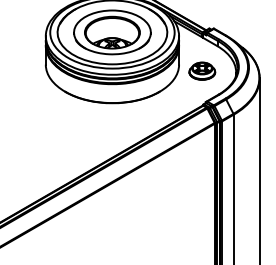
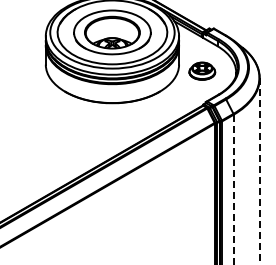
line: solid -> dashed (259, 171)
line: solid -> dashed (233, 189)
